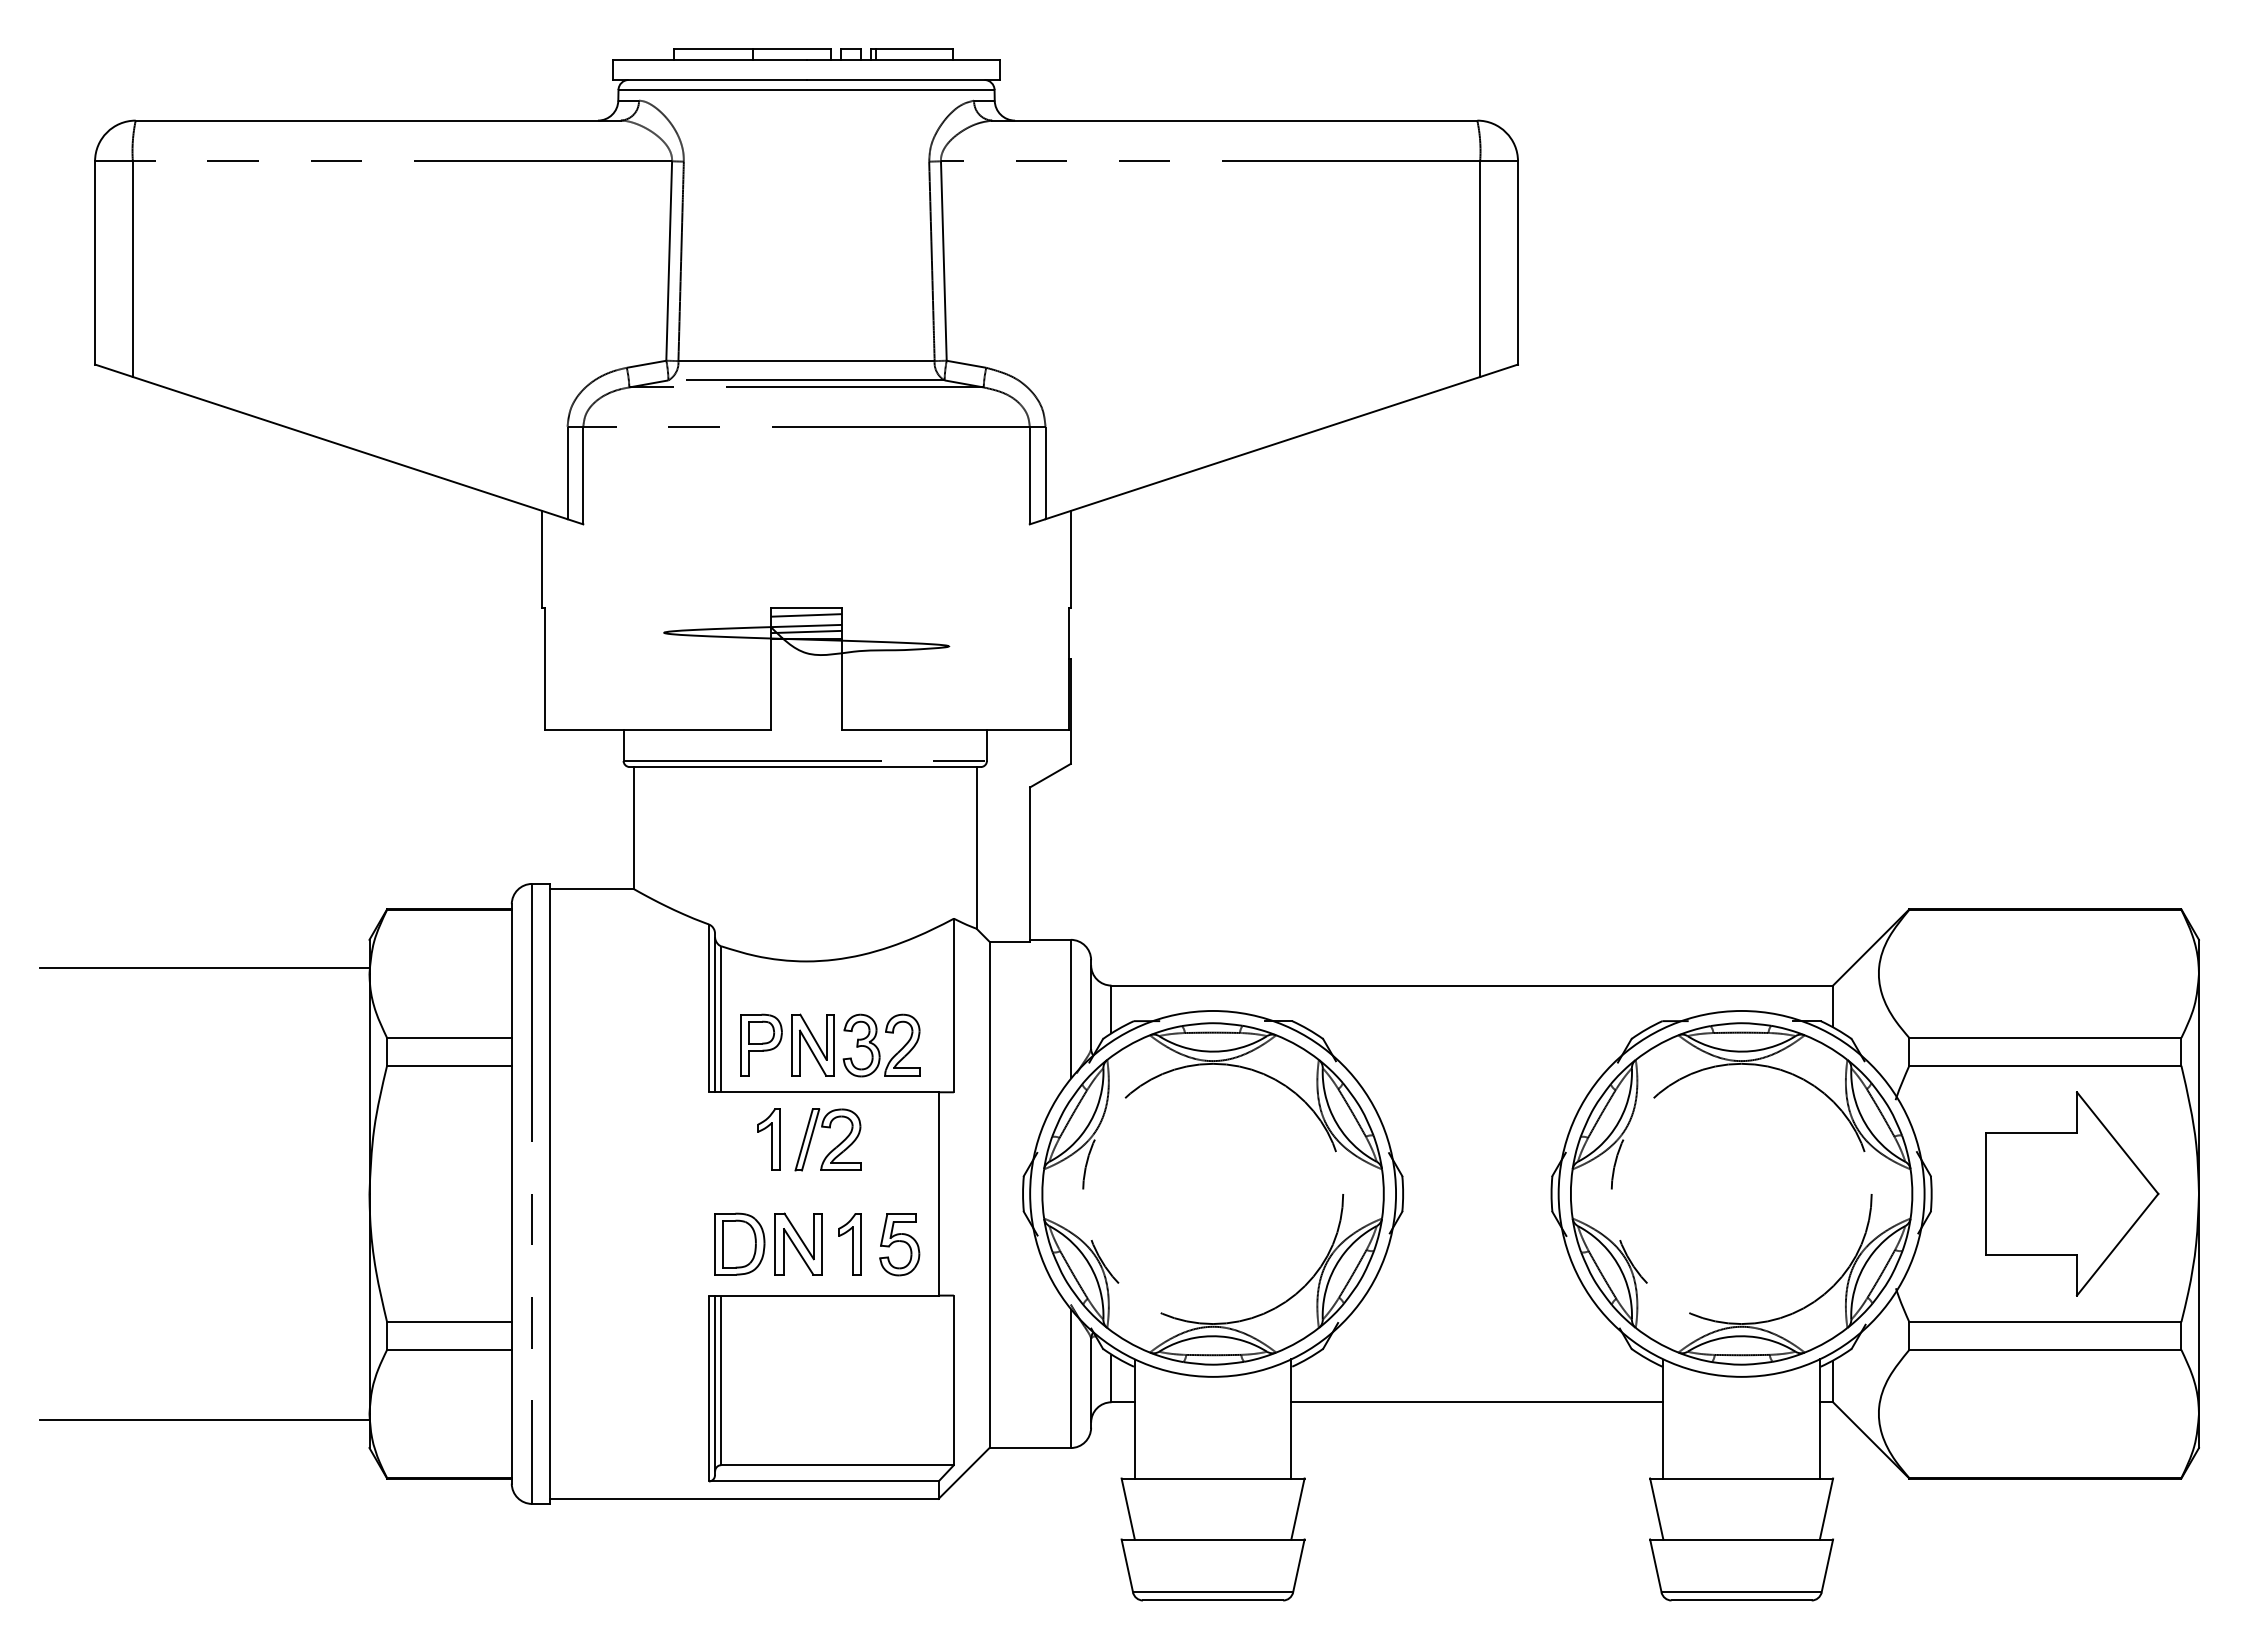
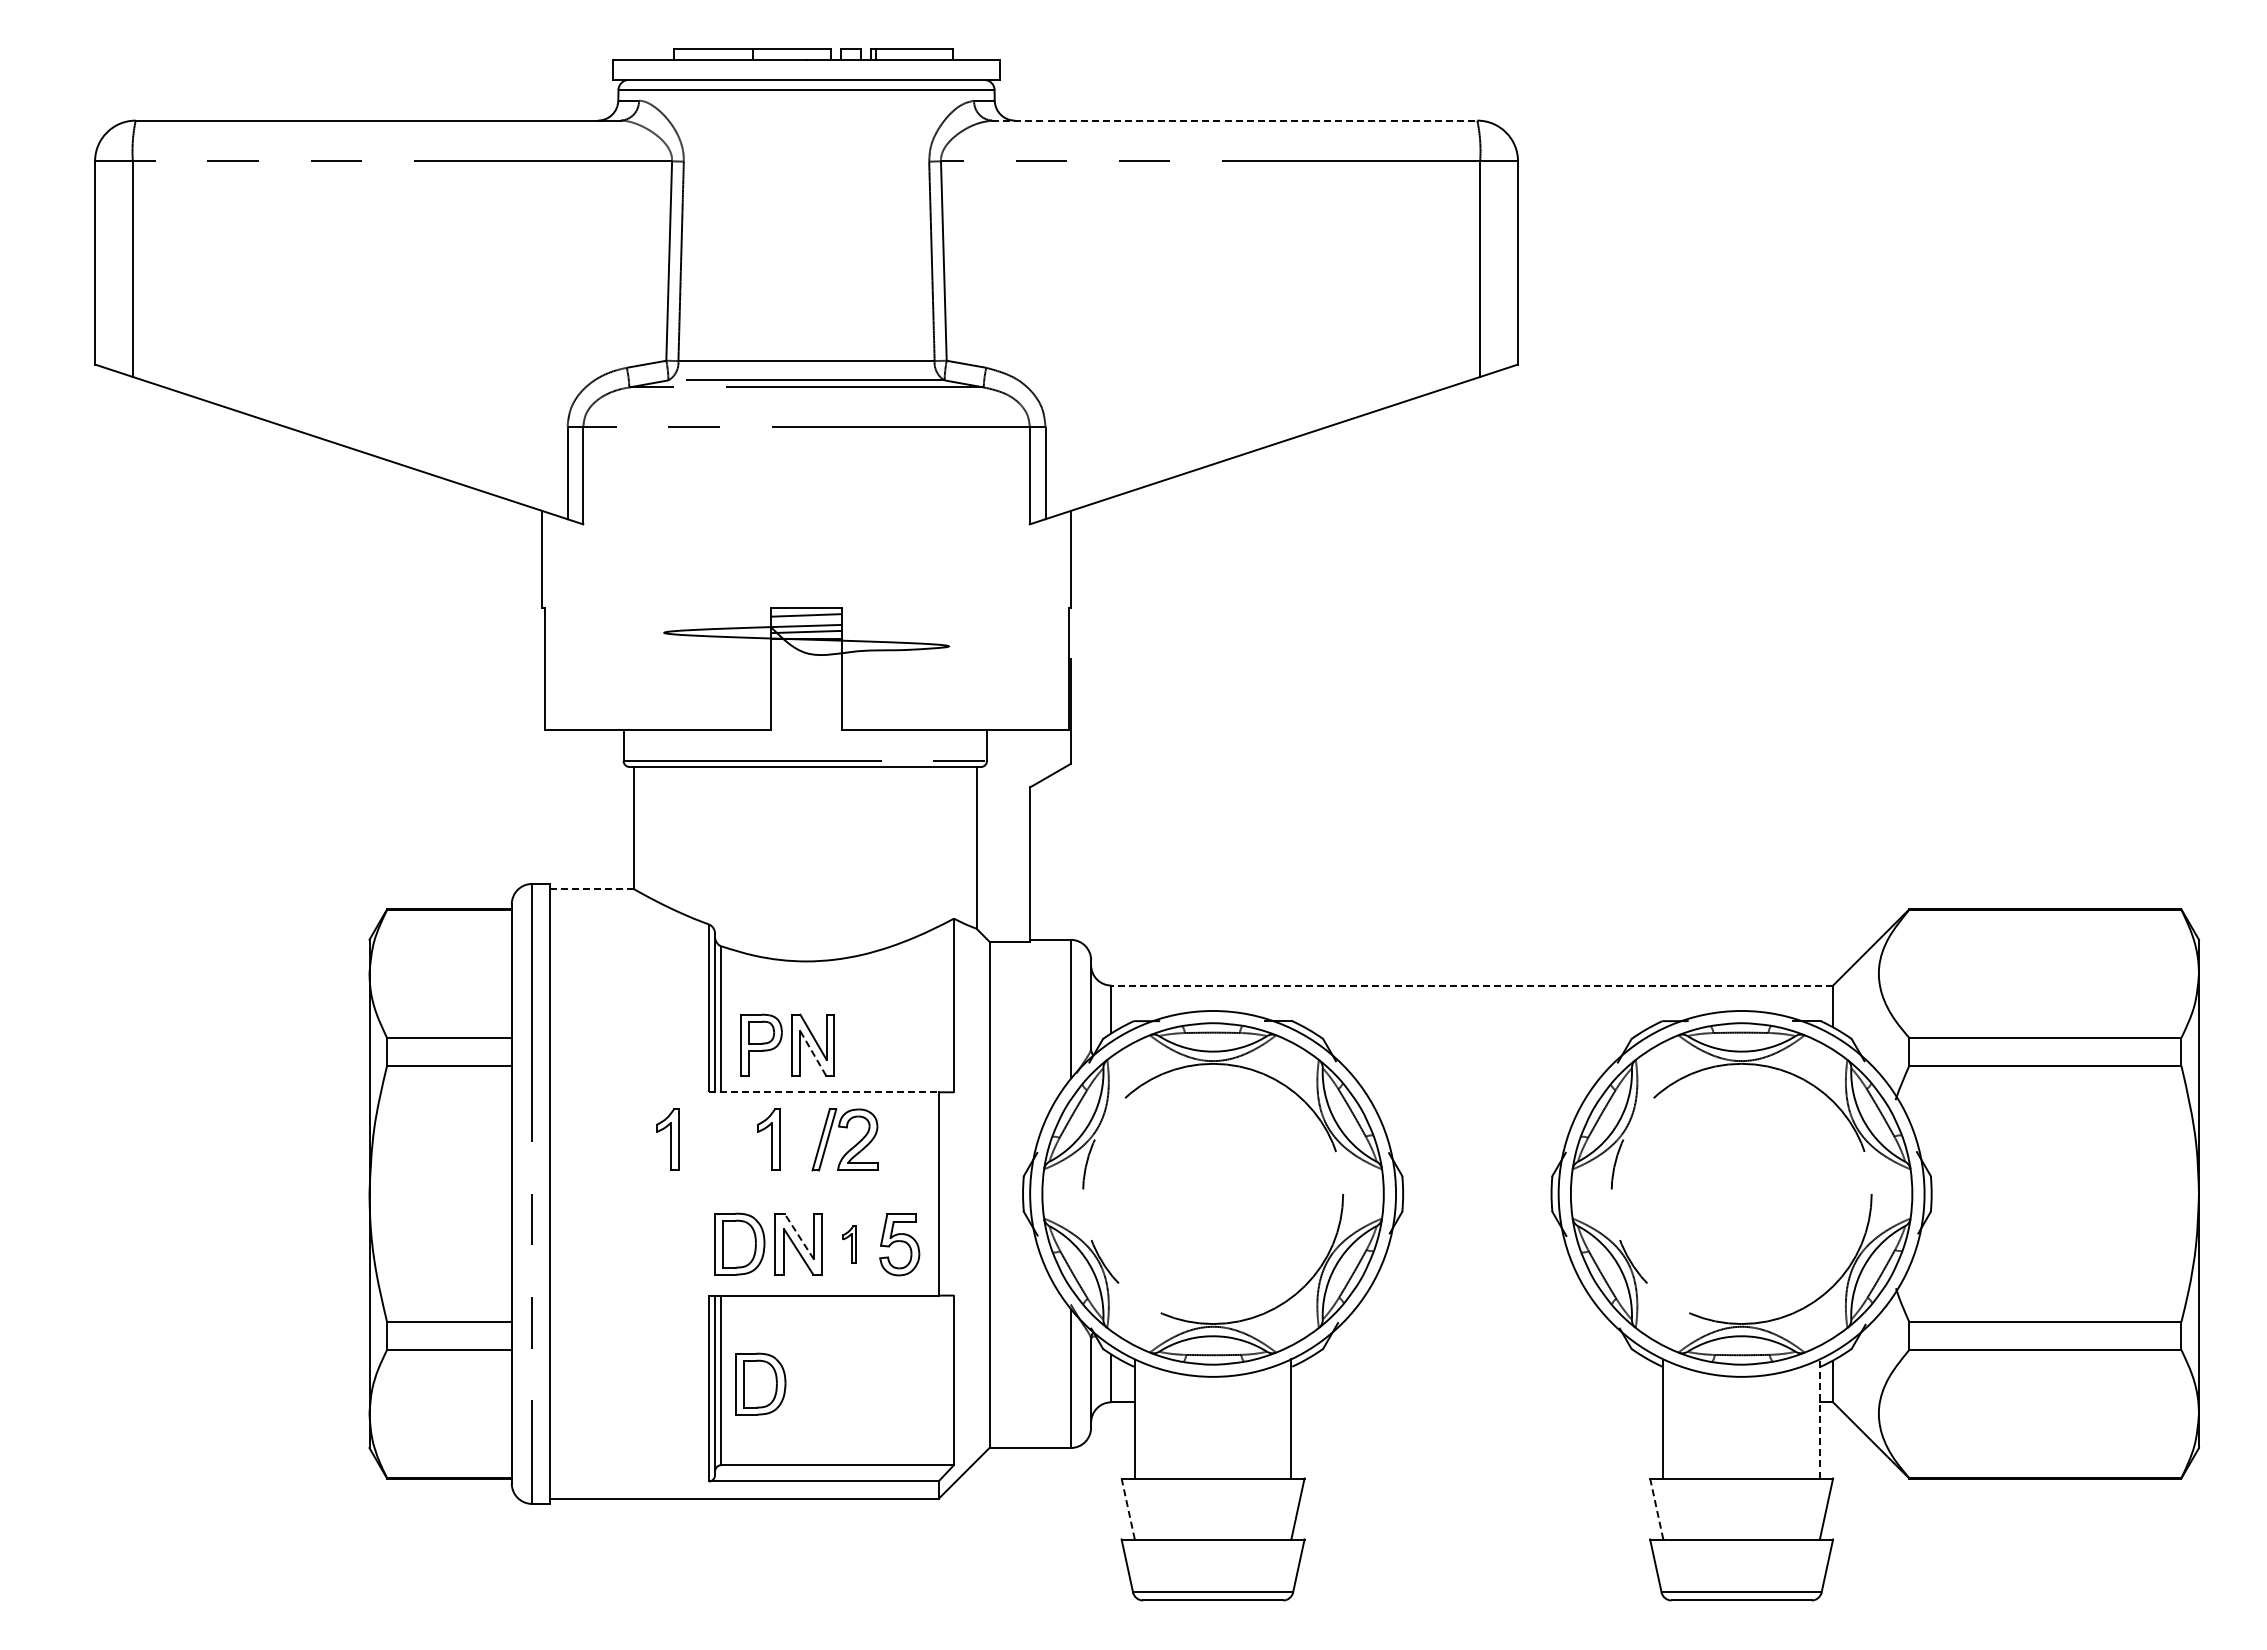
line: solid -> dashed (1234, 120)
line: solid -> dashed (592, 889)
line: present -> none (204, 968)
line: solid -> dashed (1472, 985)
part: present -> none (881, 1045)
line: solid -> dashed (812, 1052)
line: solid -> dashed (823, 1092)
part: none -> present (667, 1139)
part position: (834, 1147) -> (851, 1147) (851, 1147)
part: present -> none (2072, 1193)
line: solid -> dashed (798, 1236)
part size: 24x63 px -> 15x39 px (849, 1244)
part: none -> present (760, 1383)
line: present -> none (1477, 1402)
line: solid -> dashed (1819, 1418)
line: present -> none (204, 1419)
line: solid -> dashed (1128, 1509)
line: solid -> dashed (1656, 1509)
